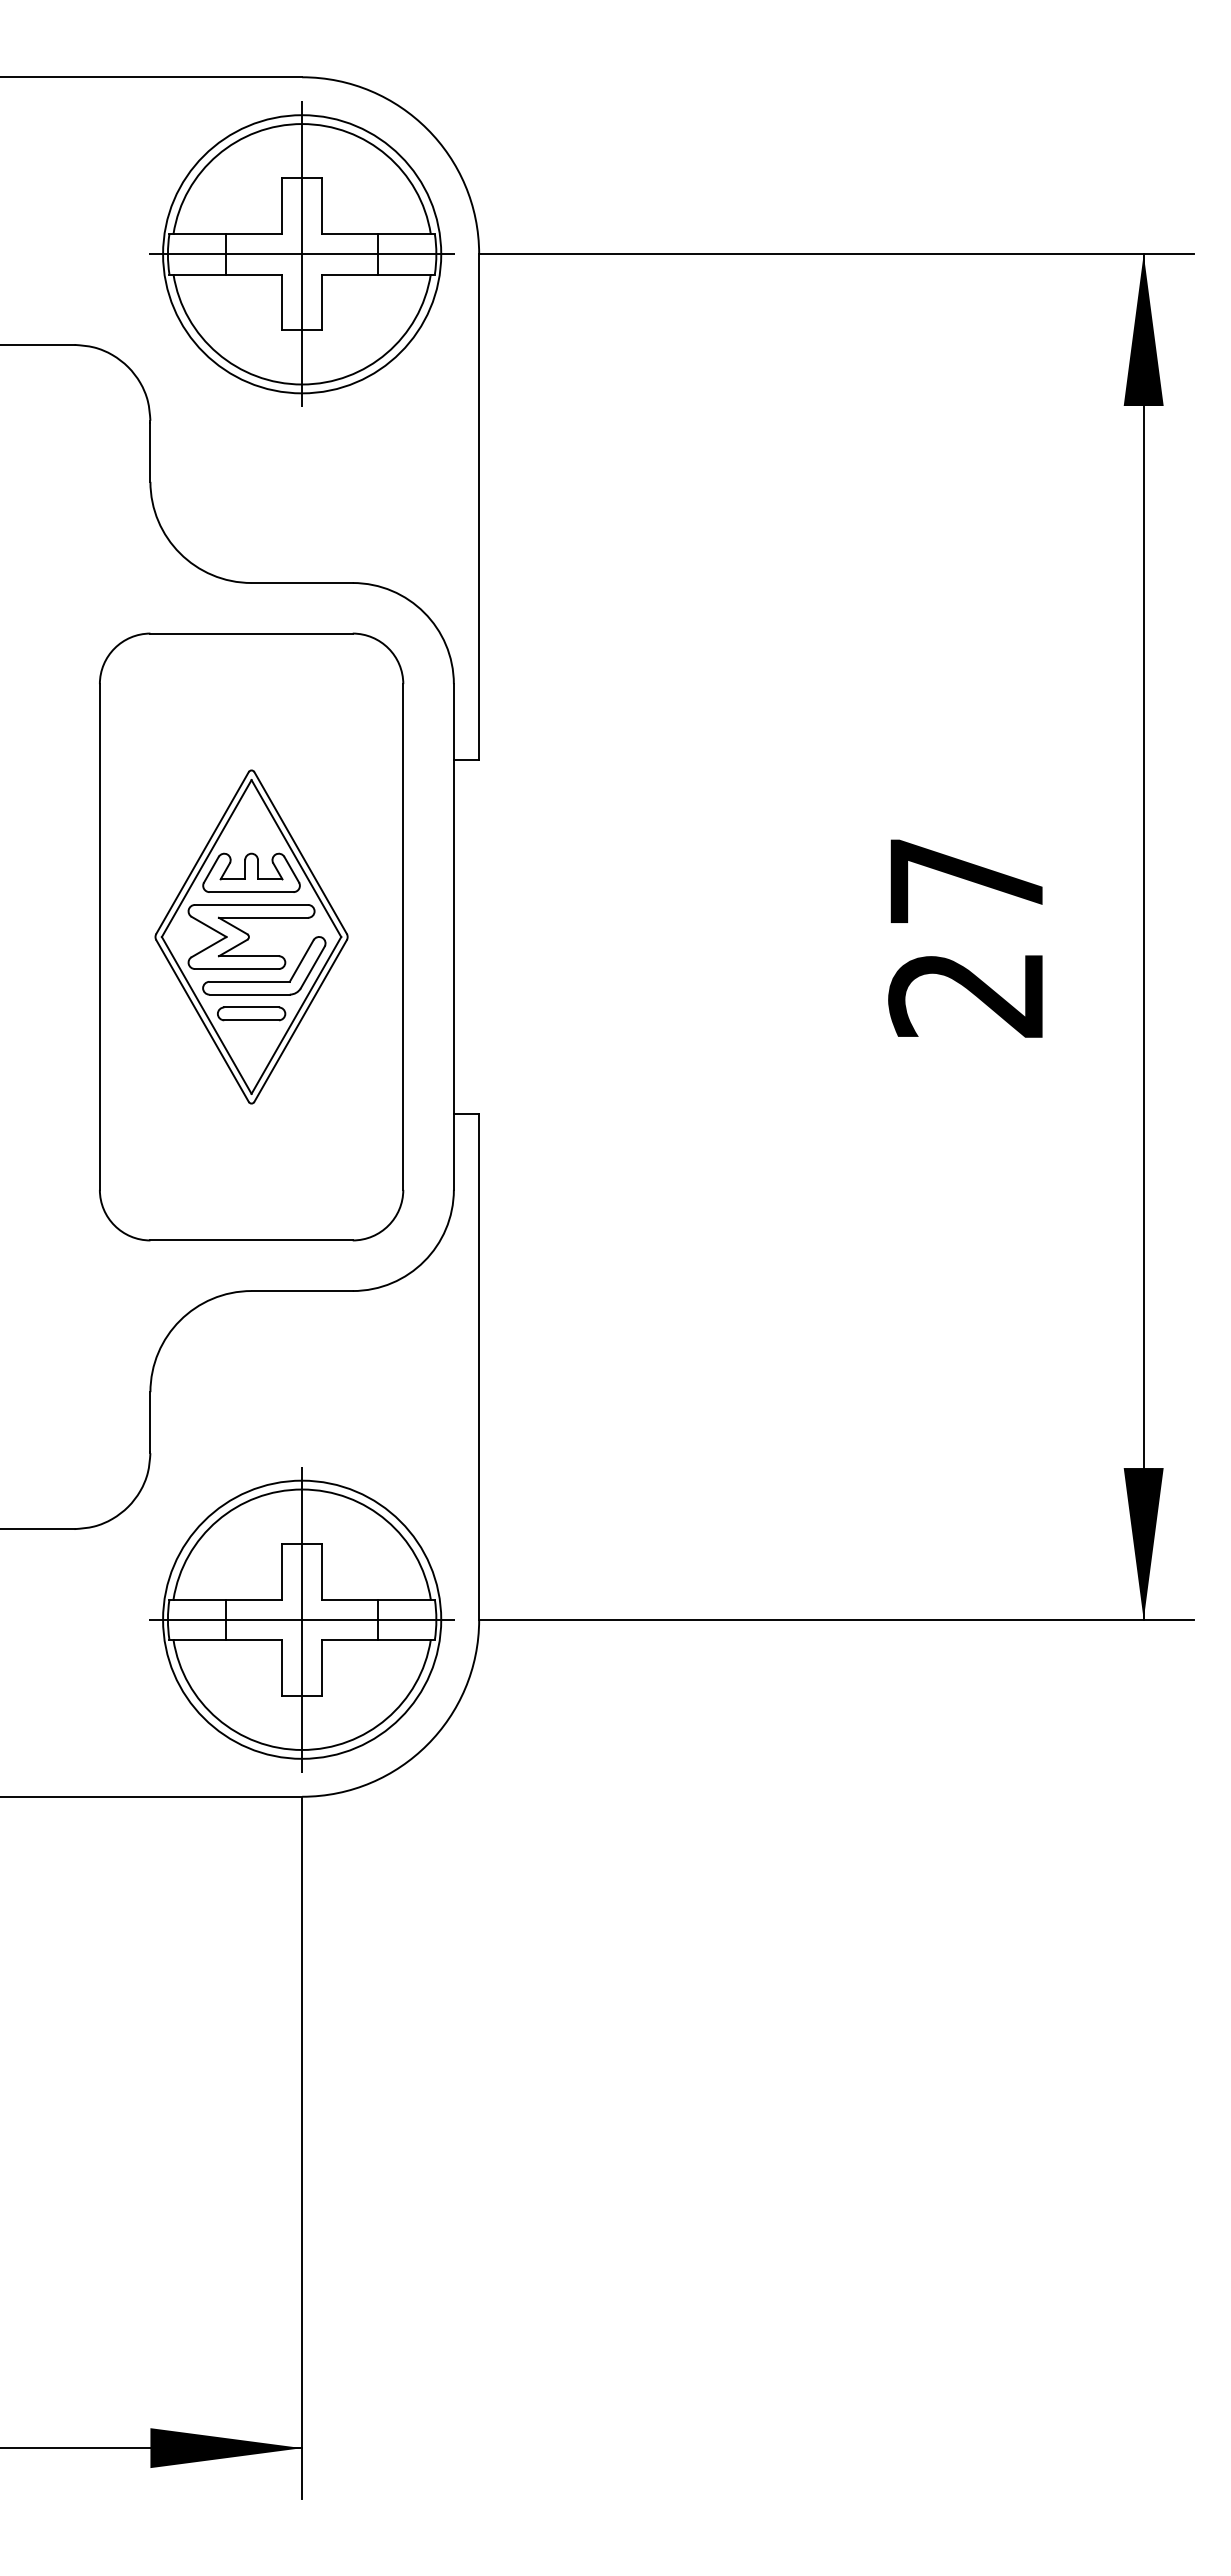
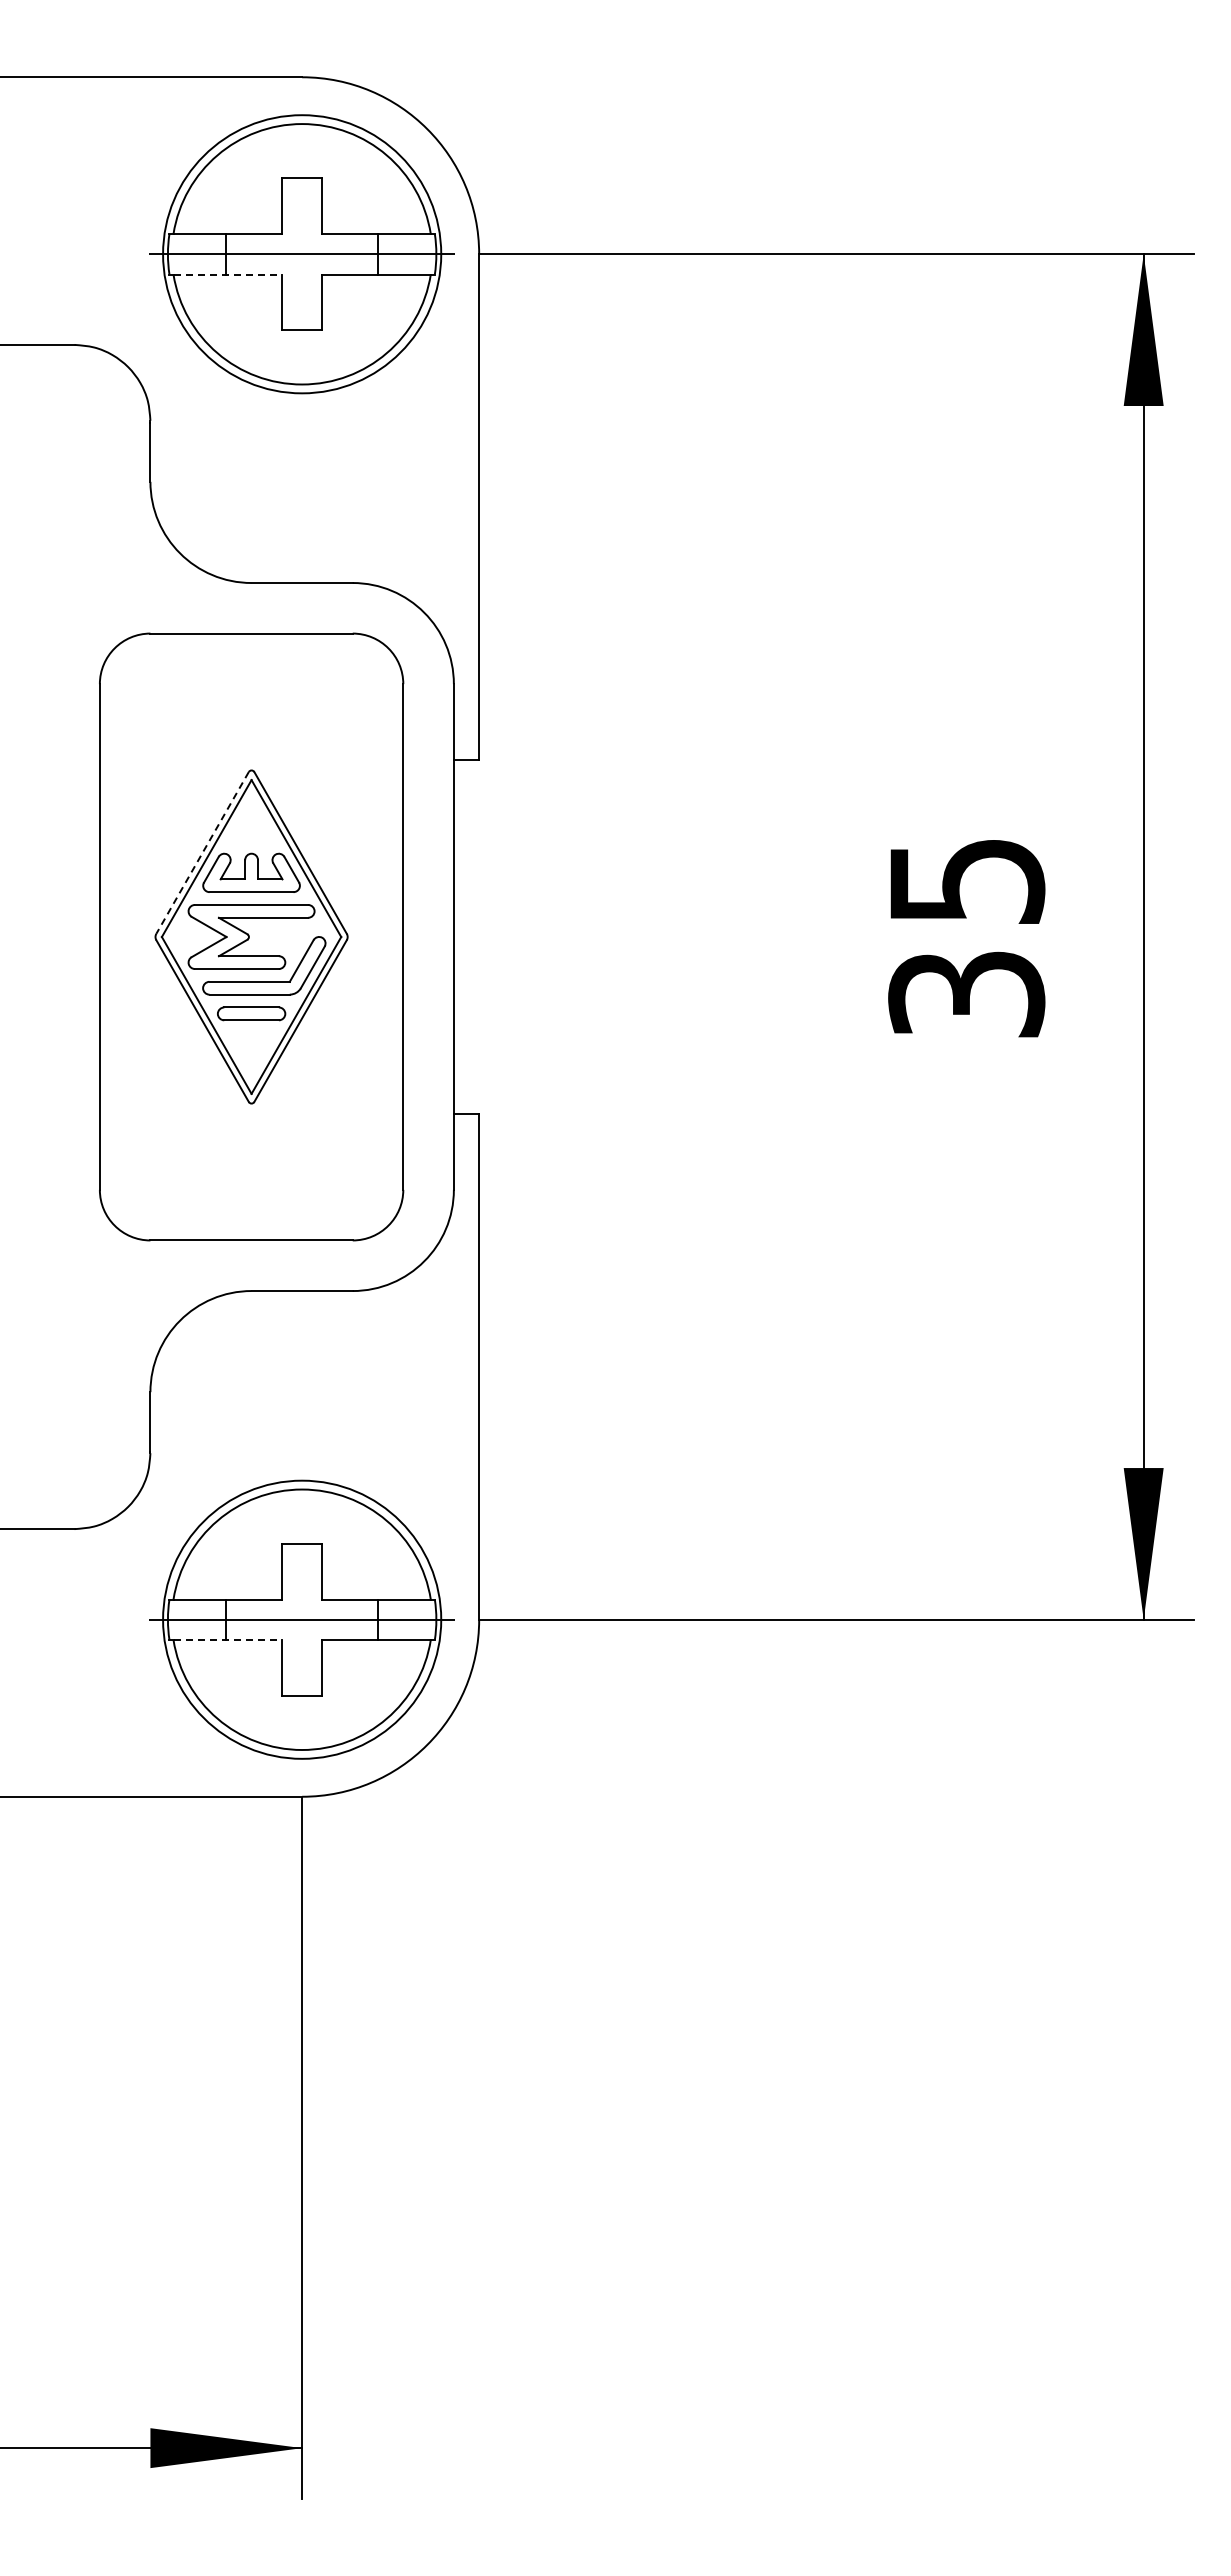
line: present -> none (302, 254)
line: solid -> dashed (228, 274)
line: solid -> dashed (202, 853)
text: 27 -> 35 (966, 938)
line: present -> none (302, 1619)
line: solid -> dashed (228, 1639)
